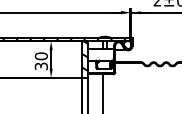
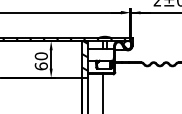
text: 30 -> 60 (40, 66)
